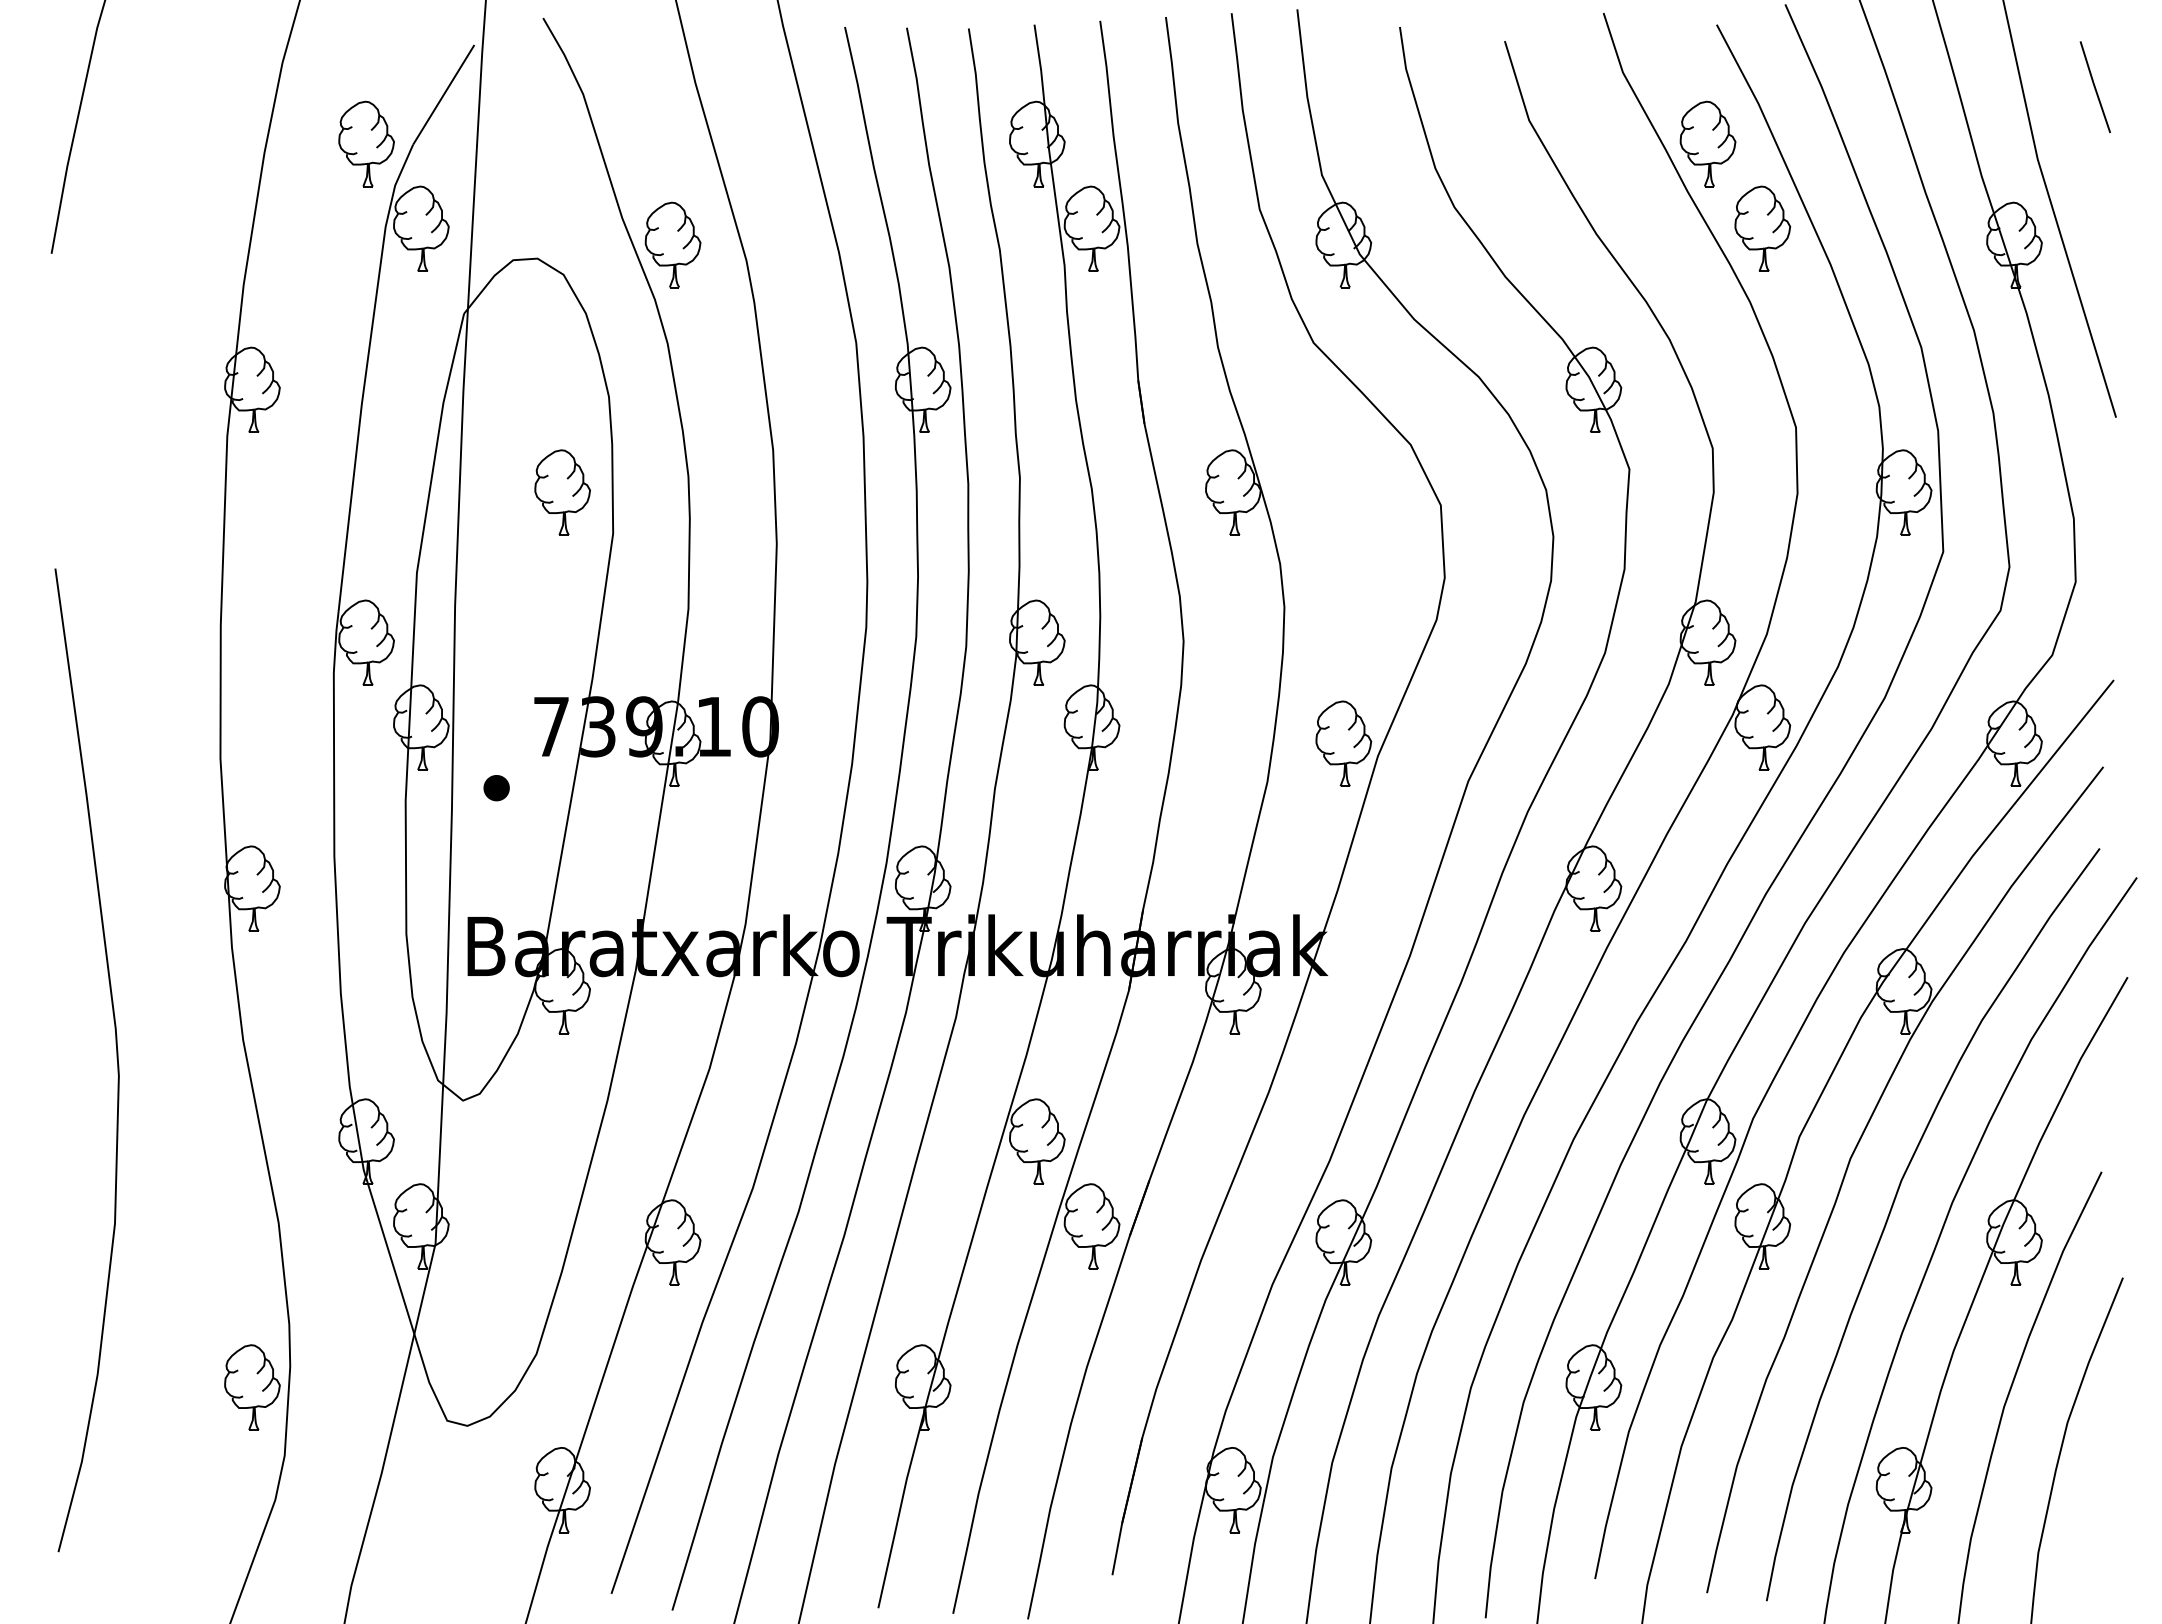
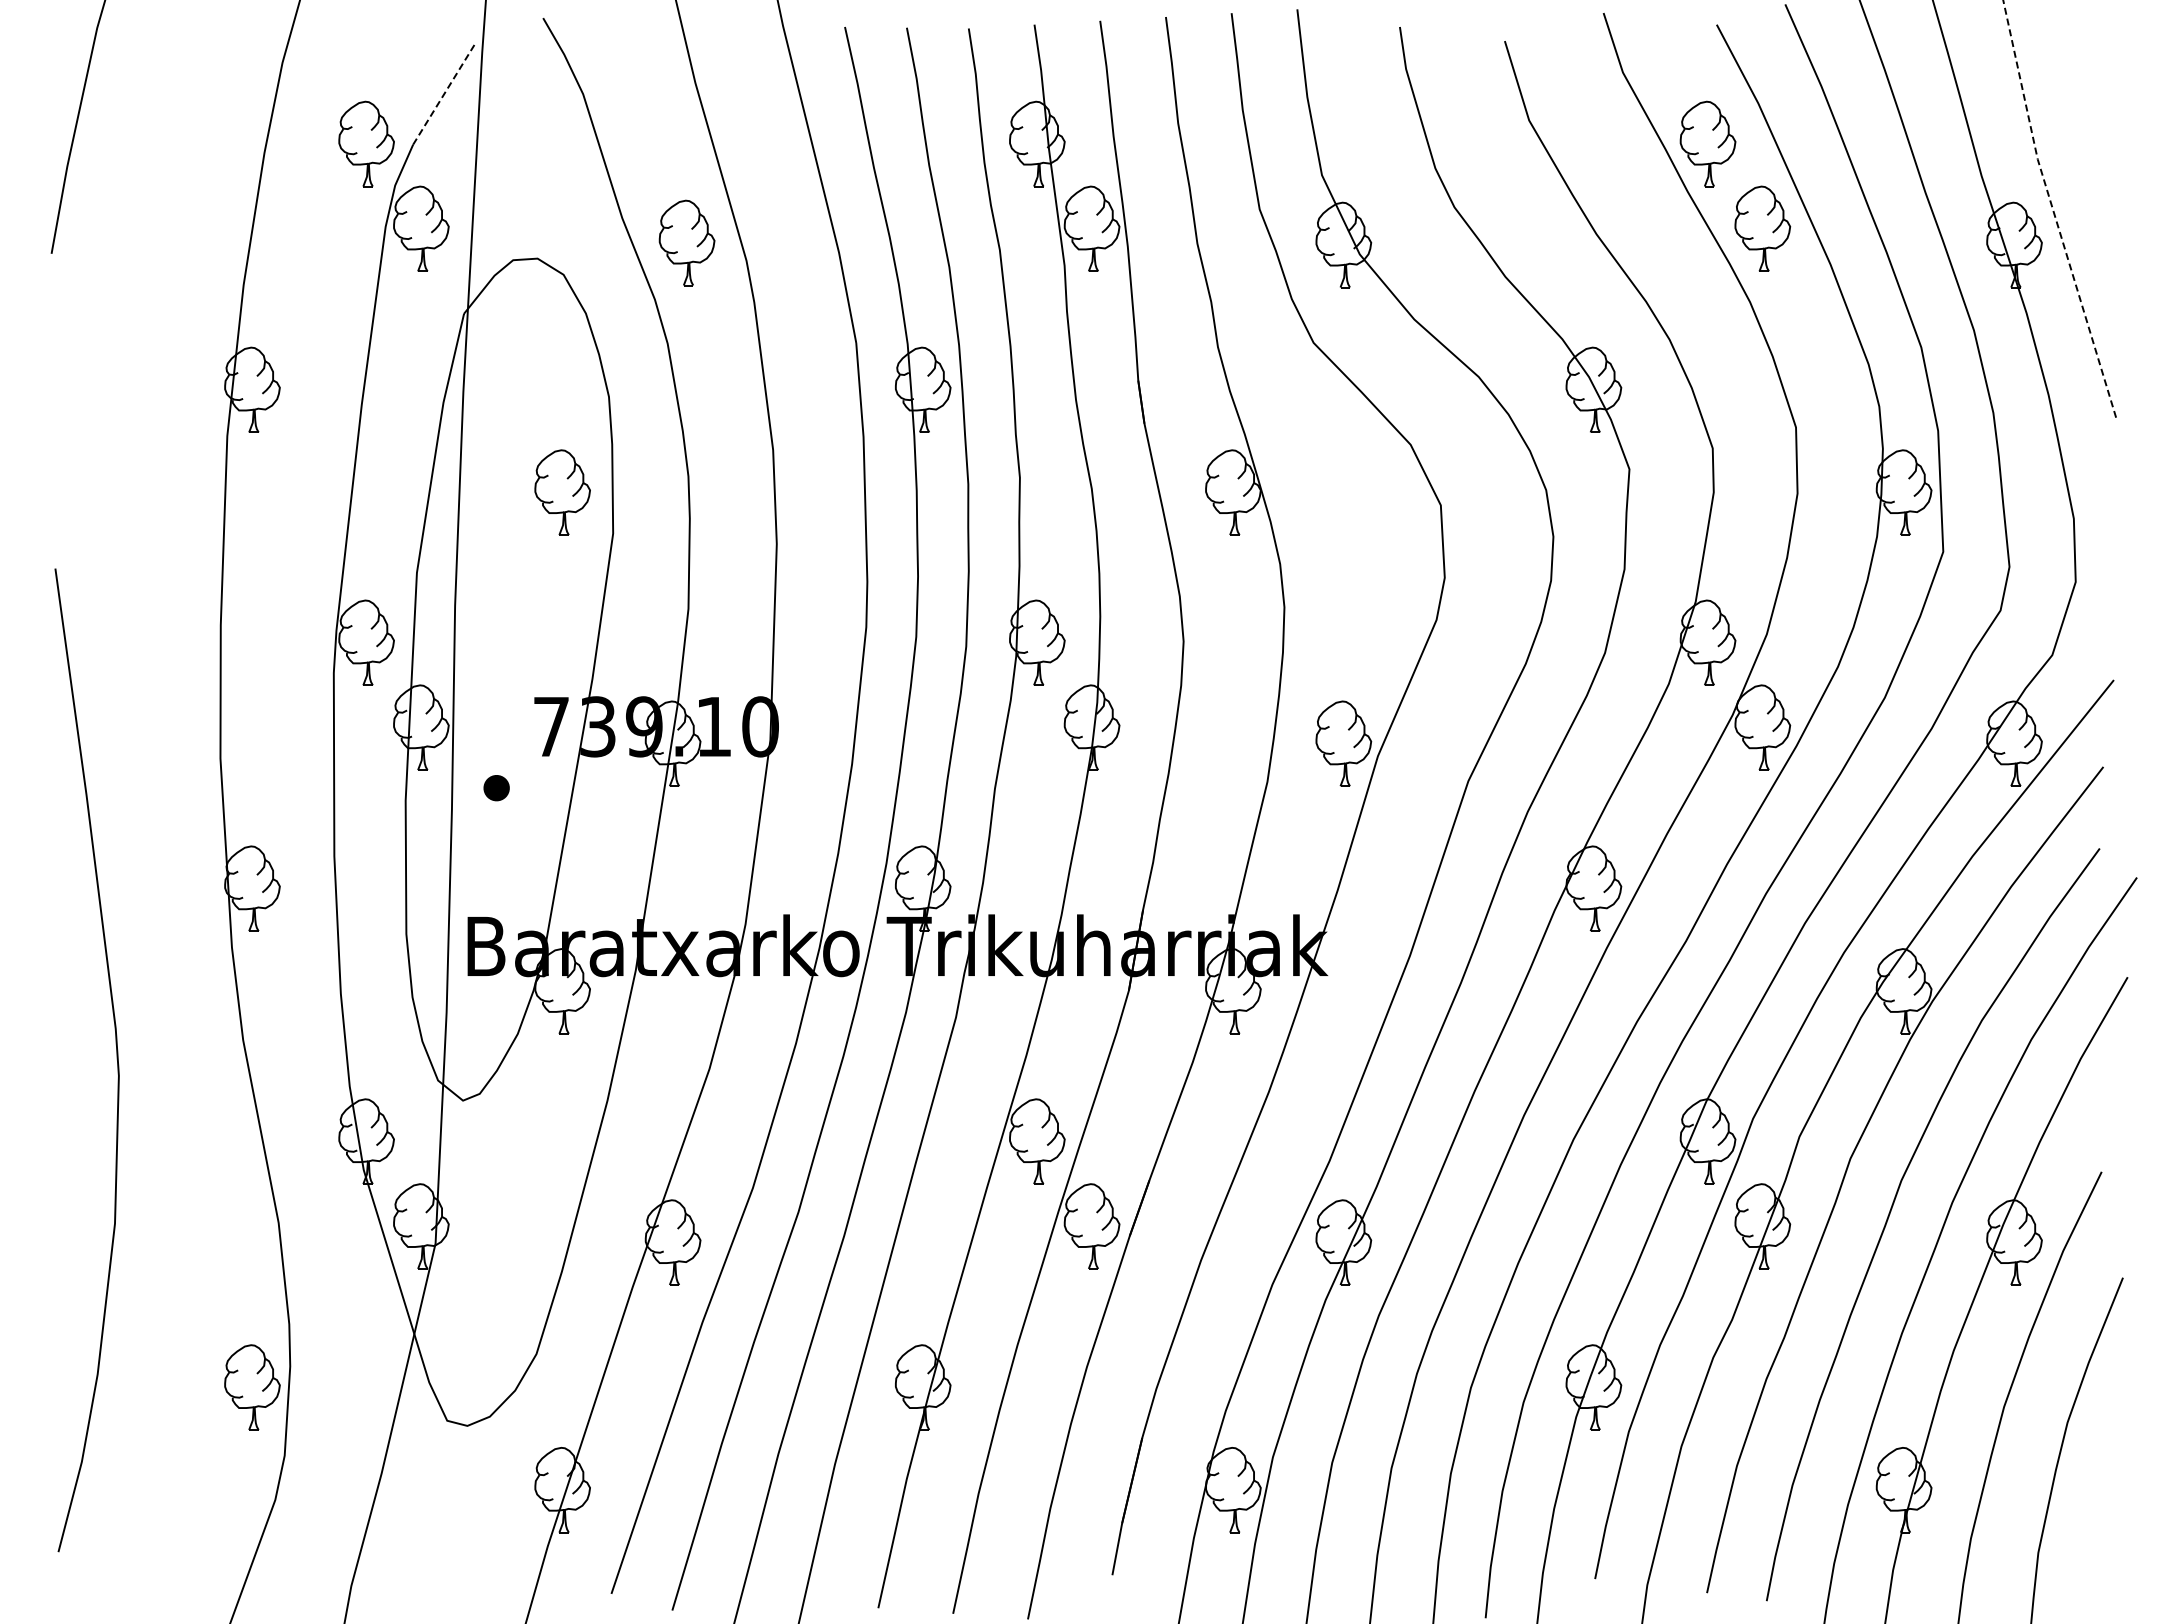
line: present -> none (2094, 87)
line: solid -> dashed (443, 94)
line: solid -> dashed (2053, 210)
part position: (672, 244) -> (686, 242) (686, 242)
